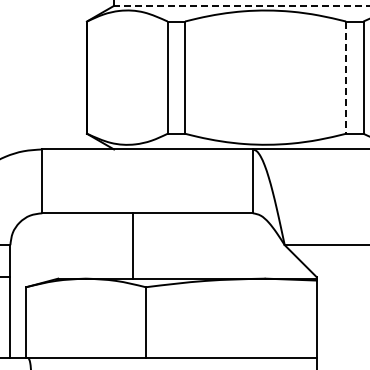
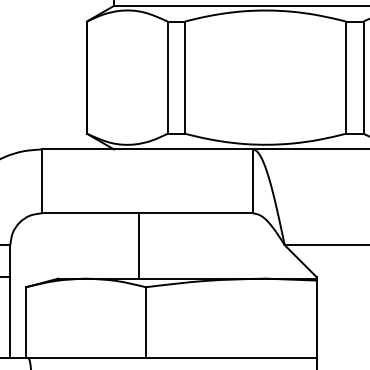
line: dashed -> solid (241, 5)
line: dashed -> solid (346, 78)
line position: (132, 245) -> (138, 245) (138, 245)
